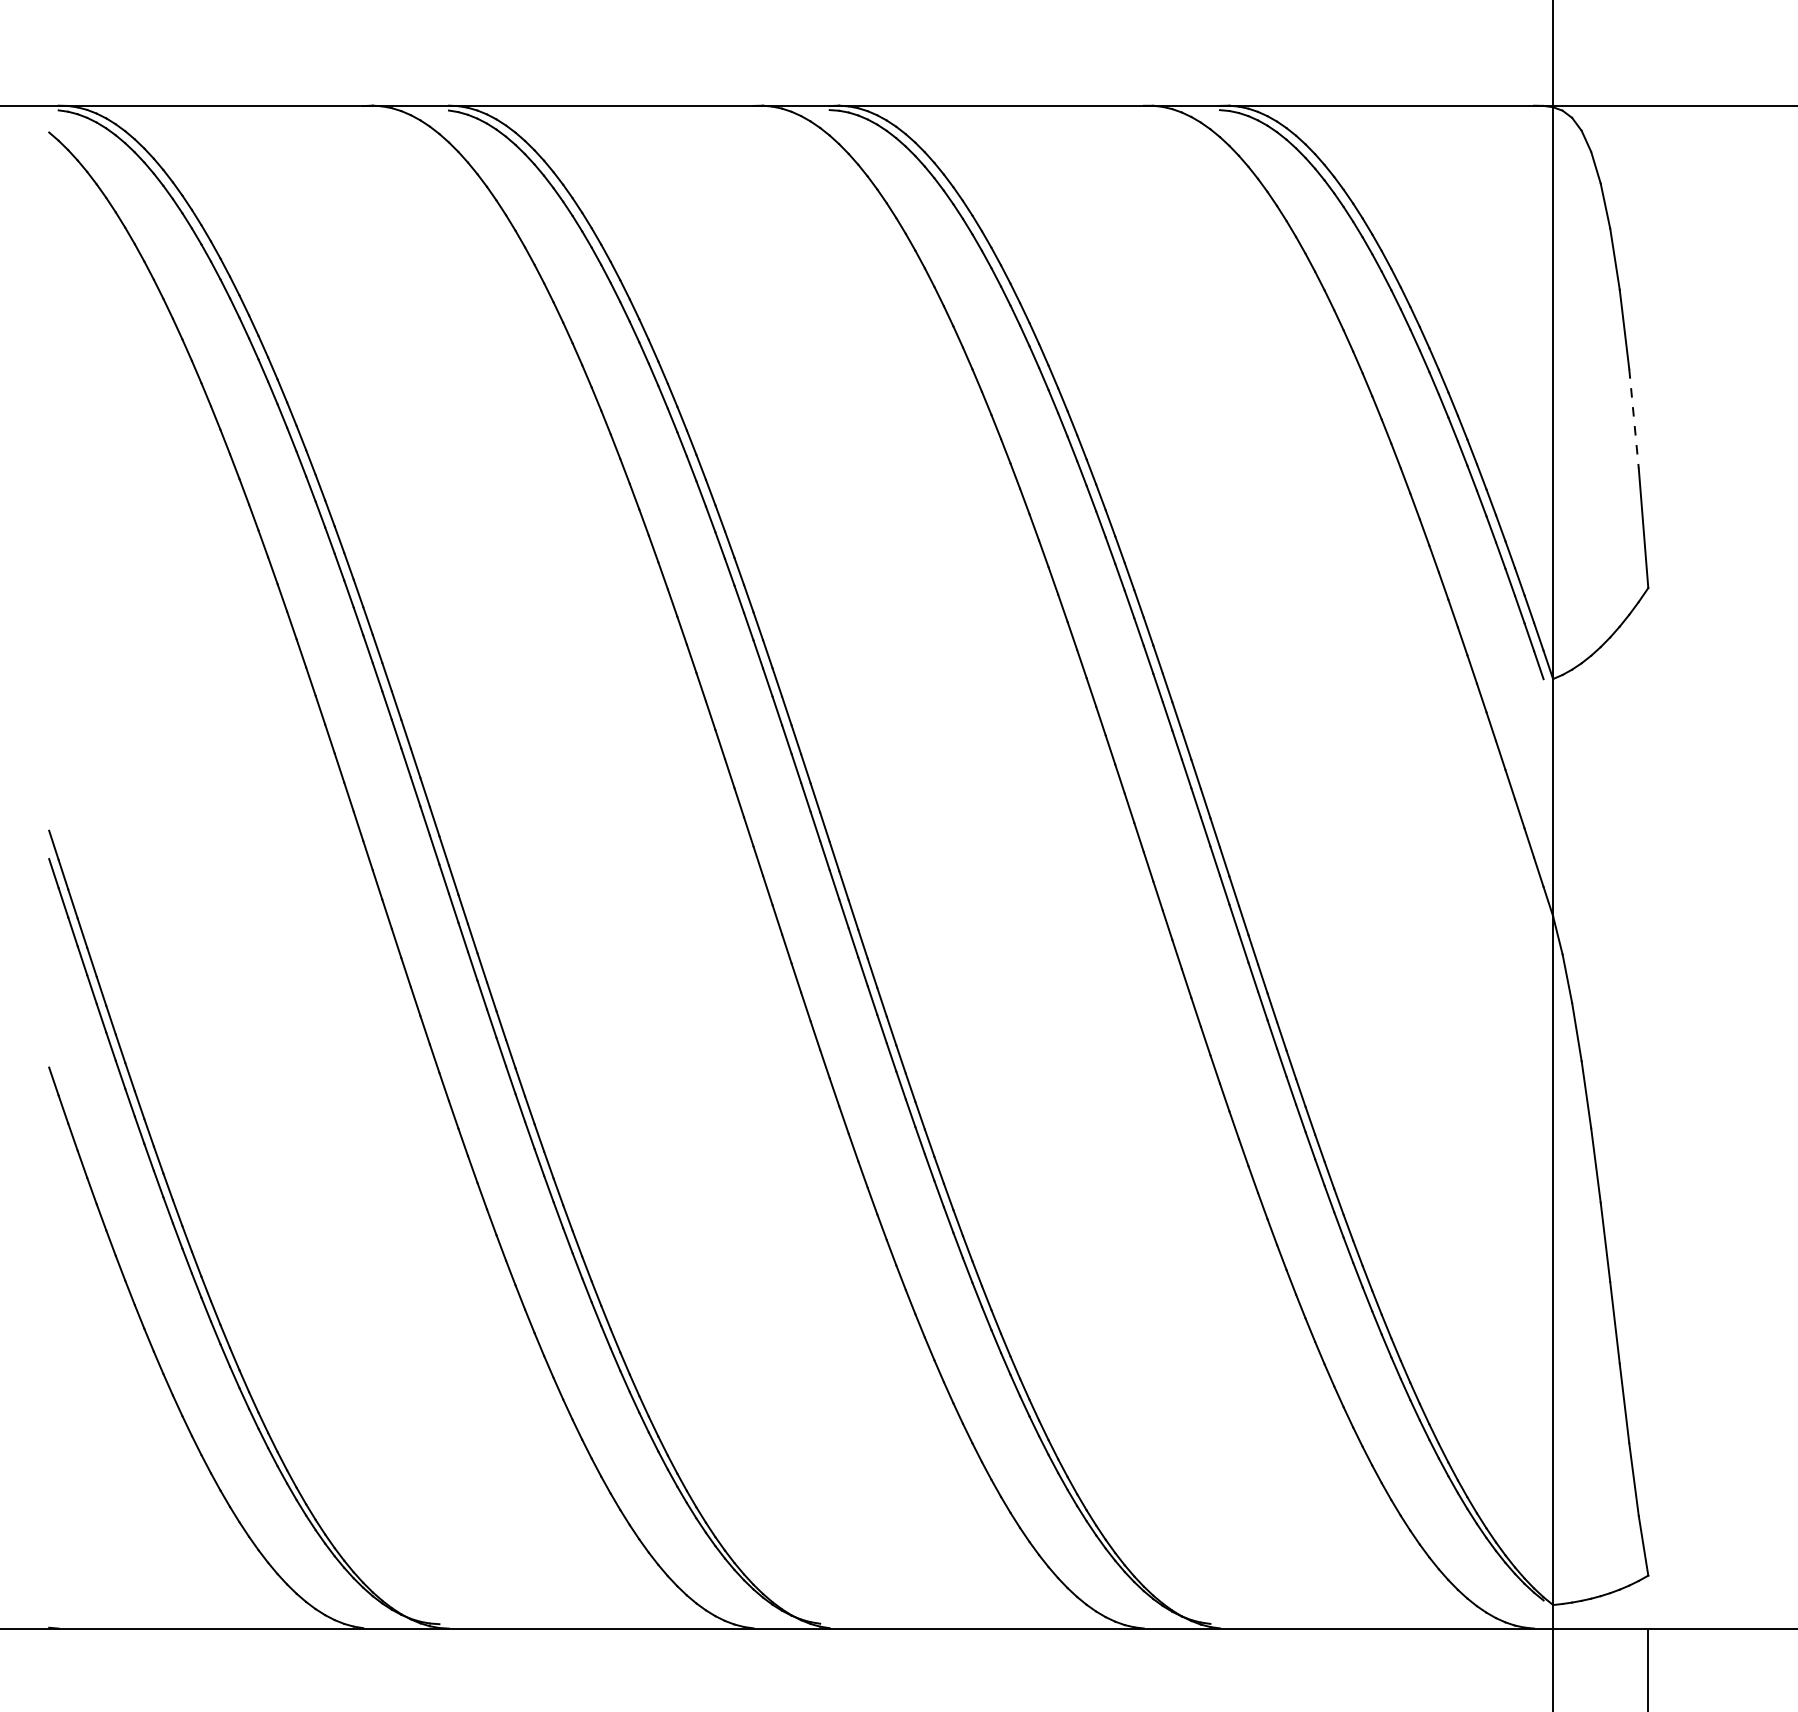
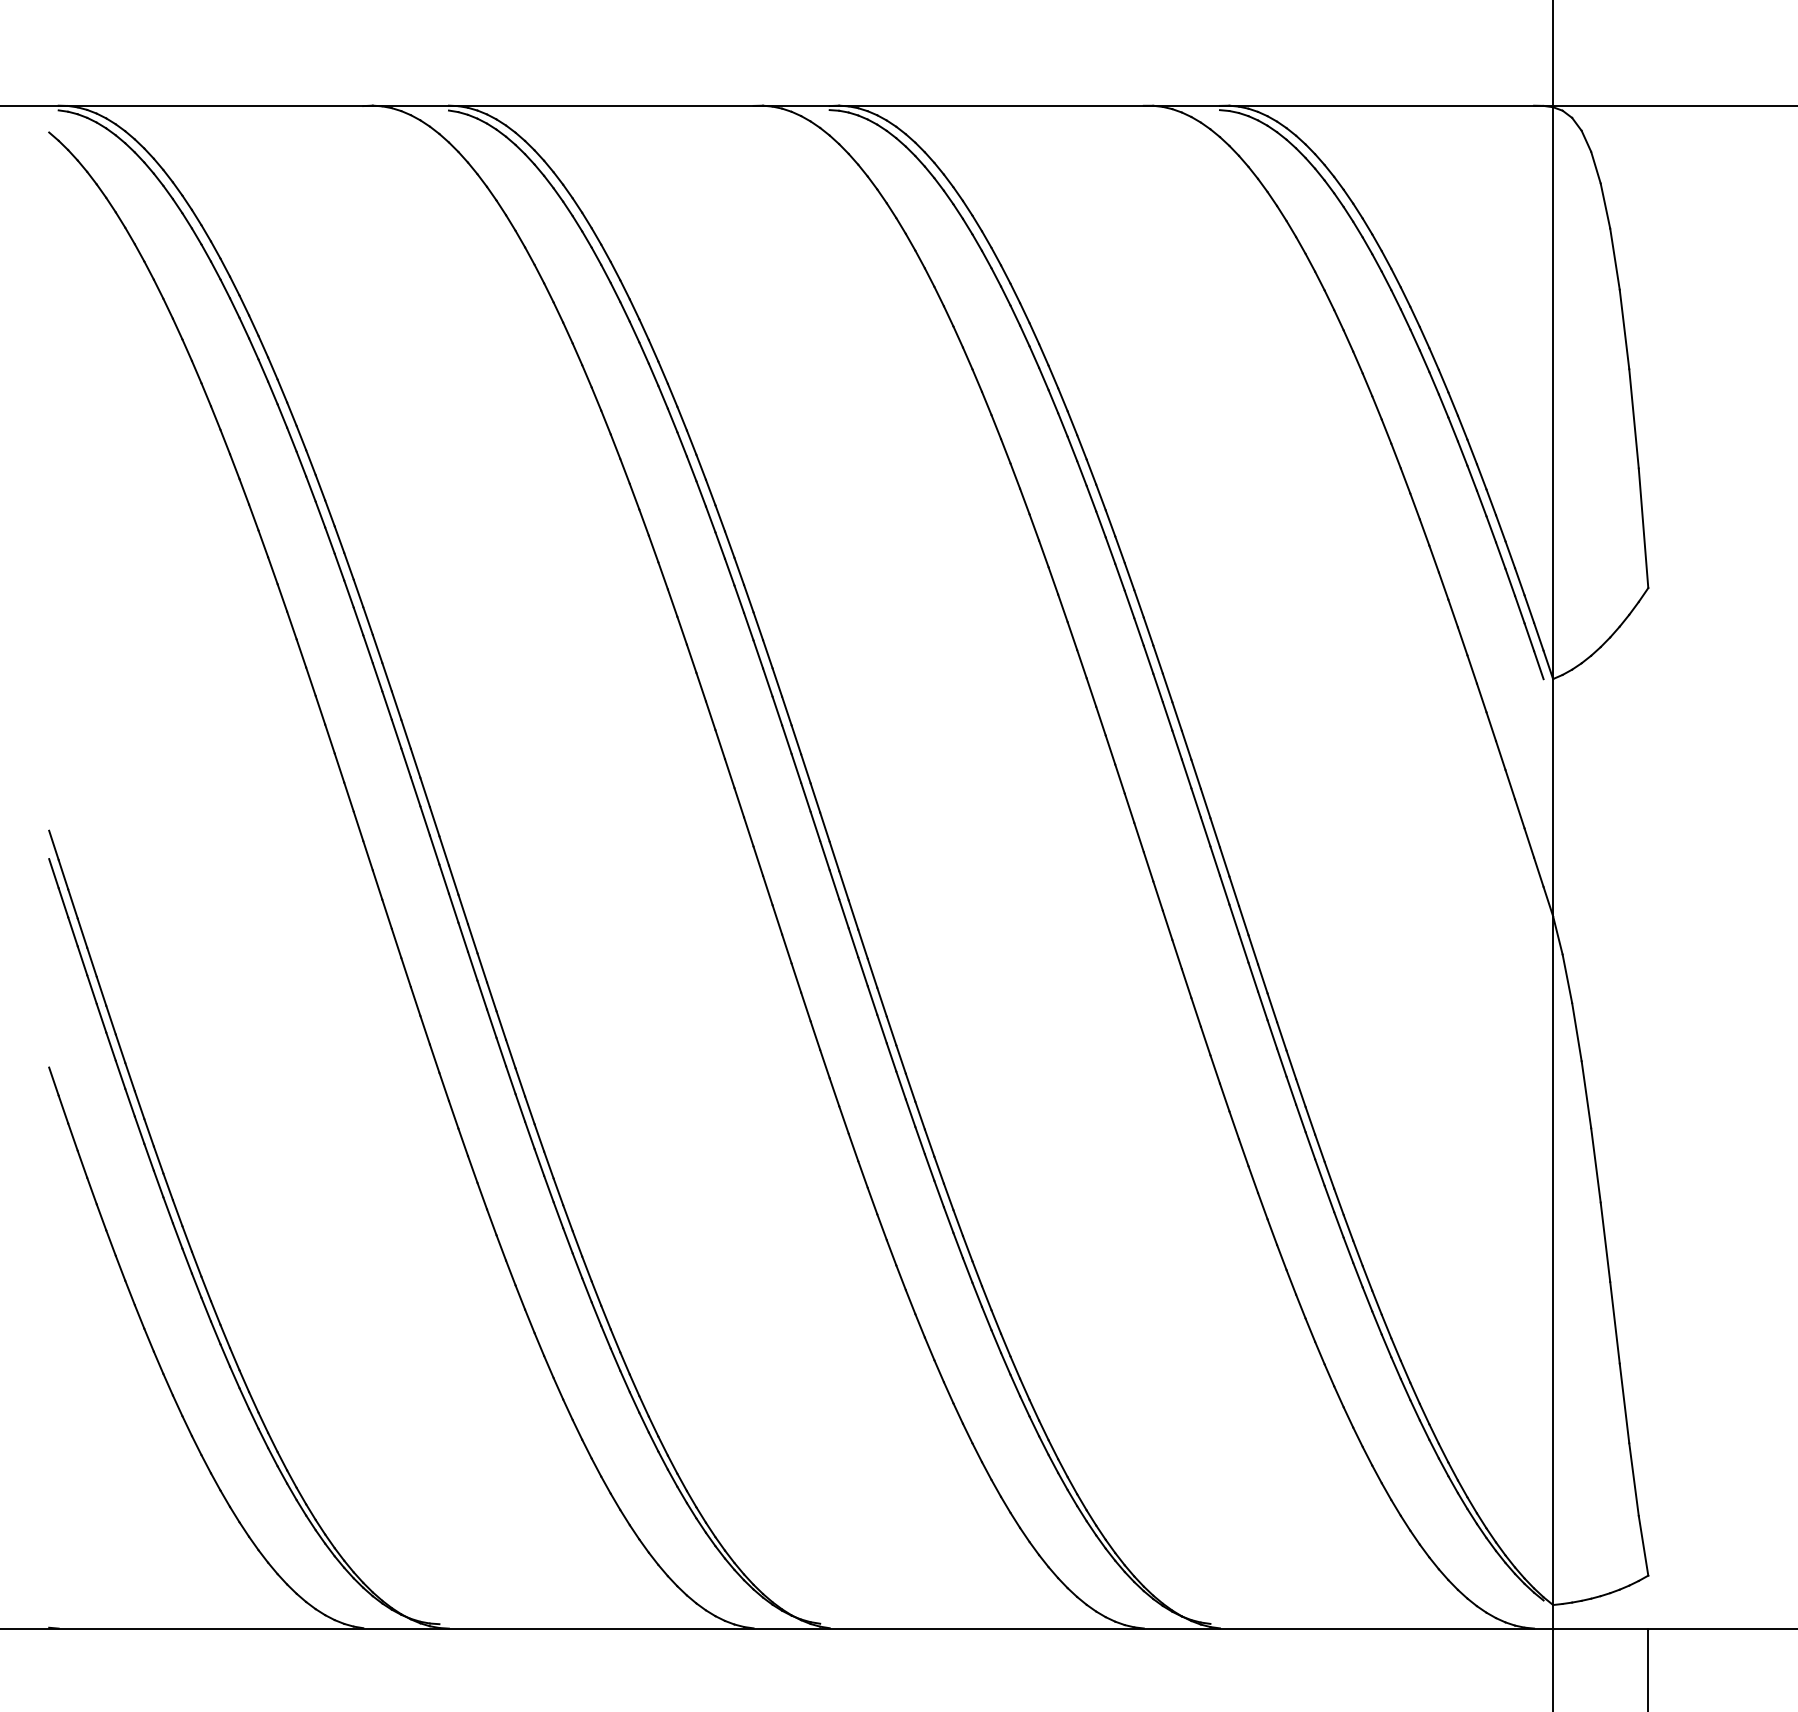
line: dashed -> solid (1634, 418)
